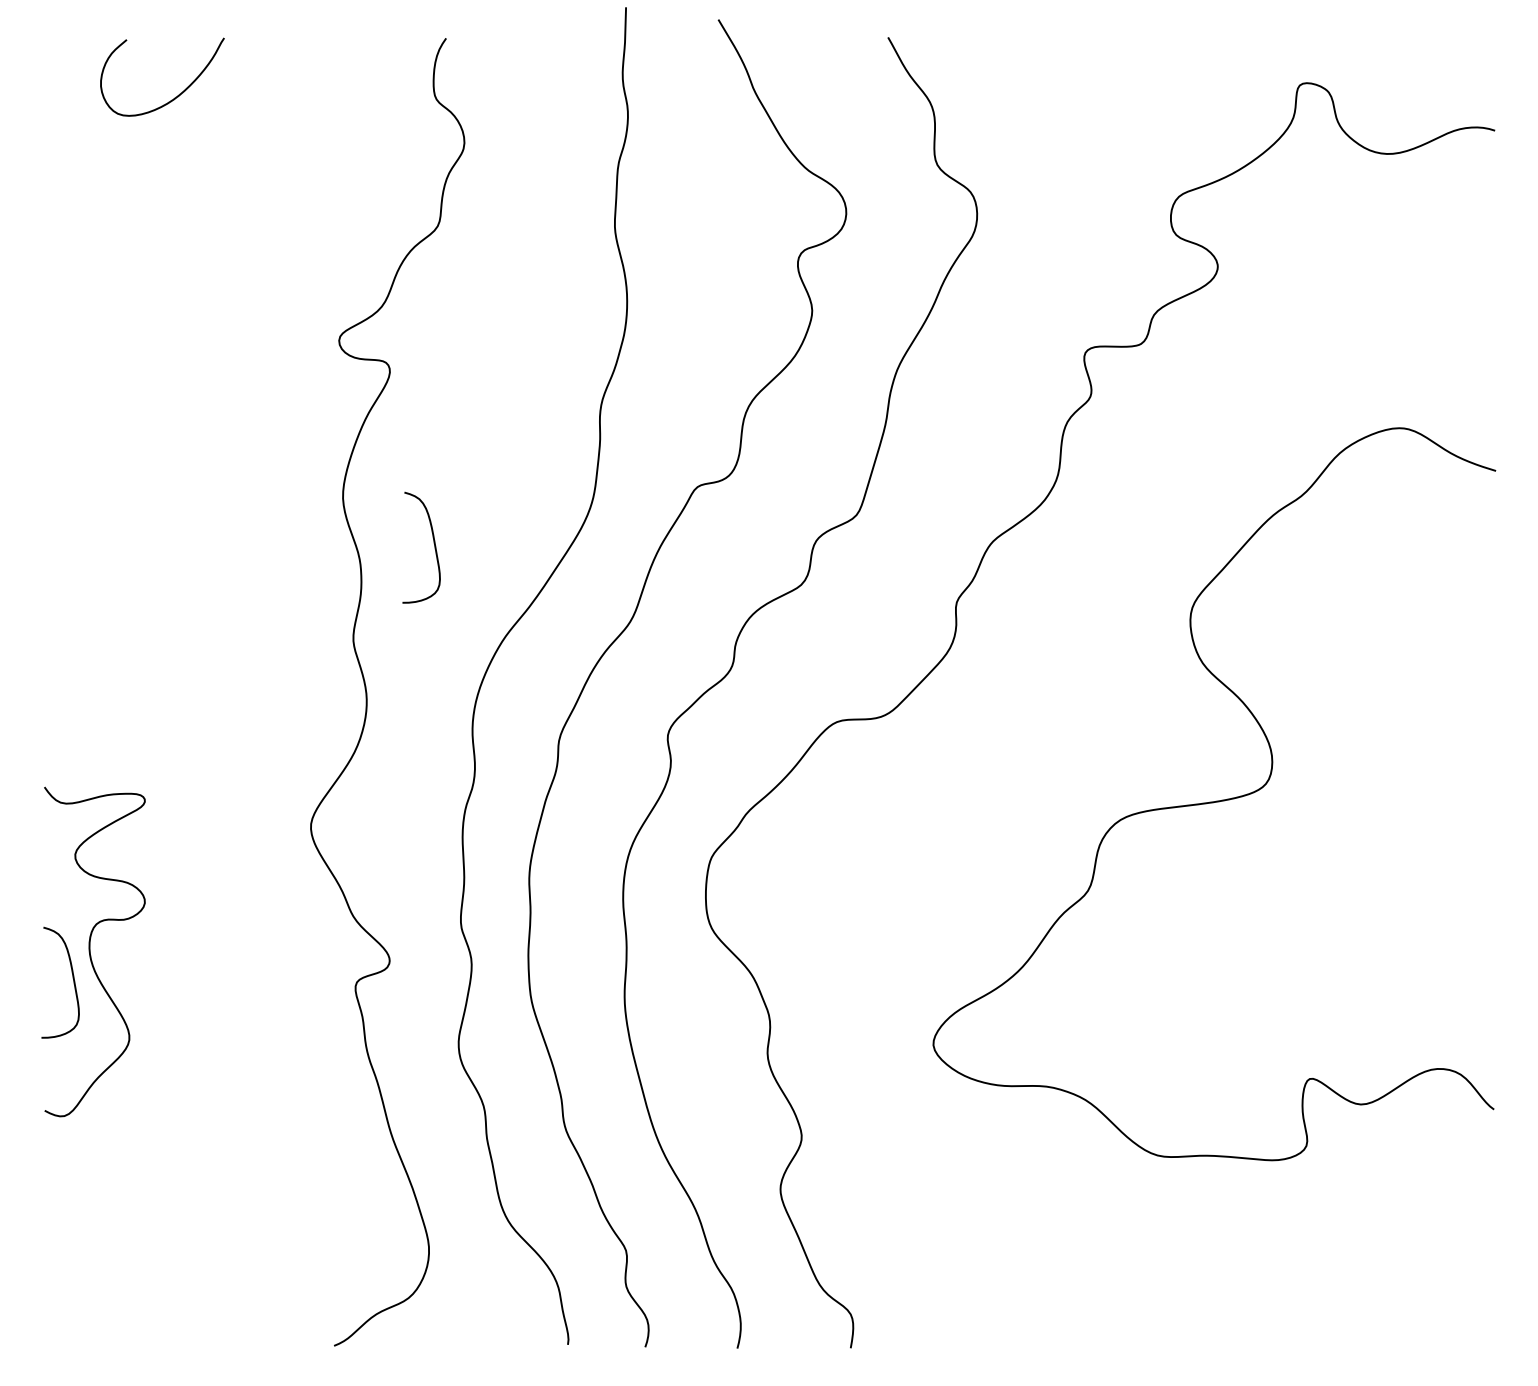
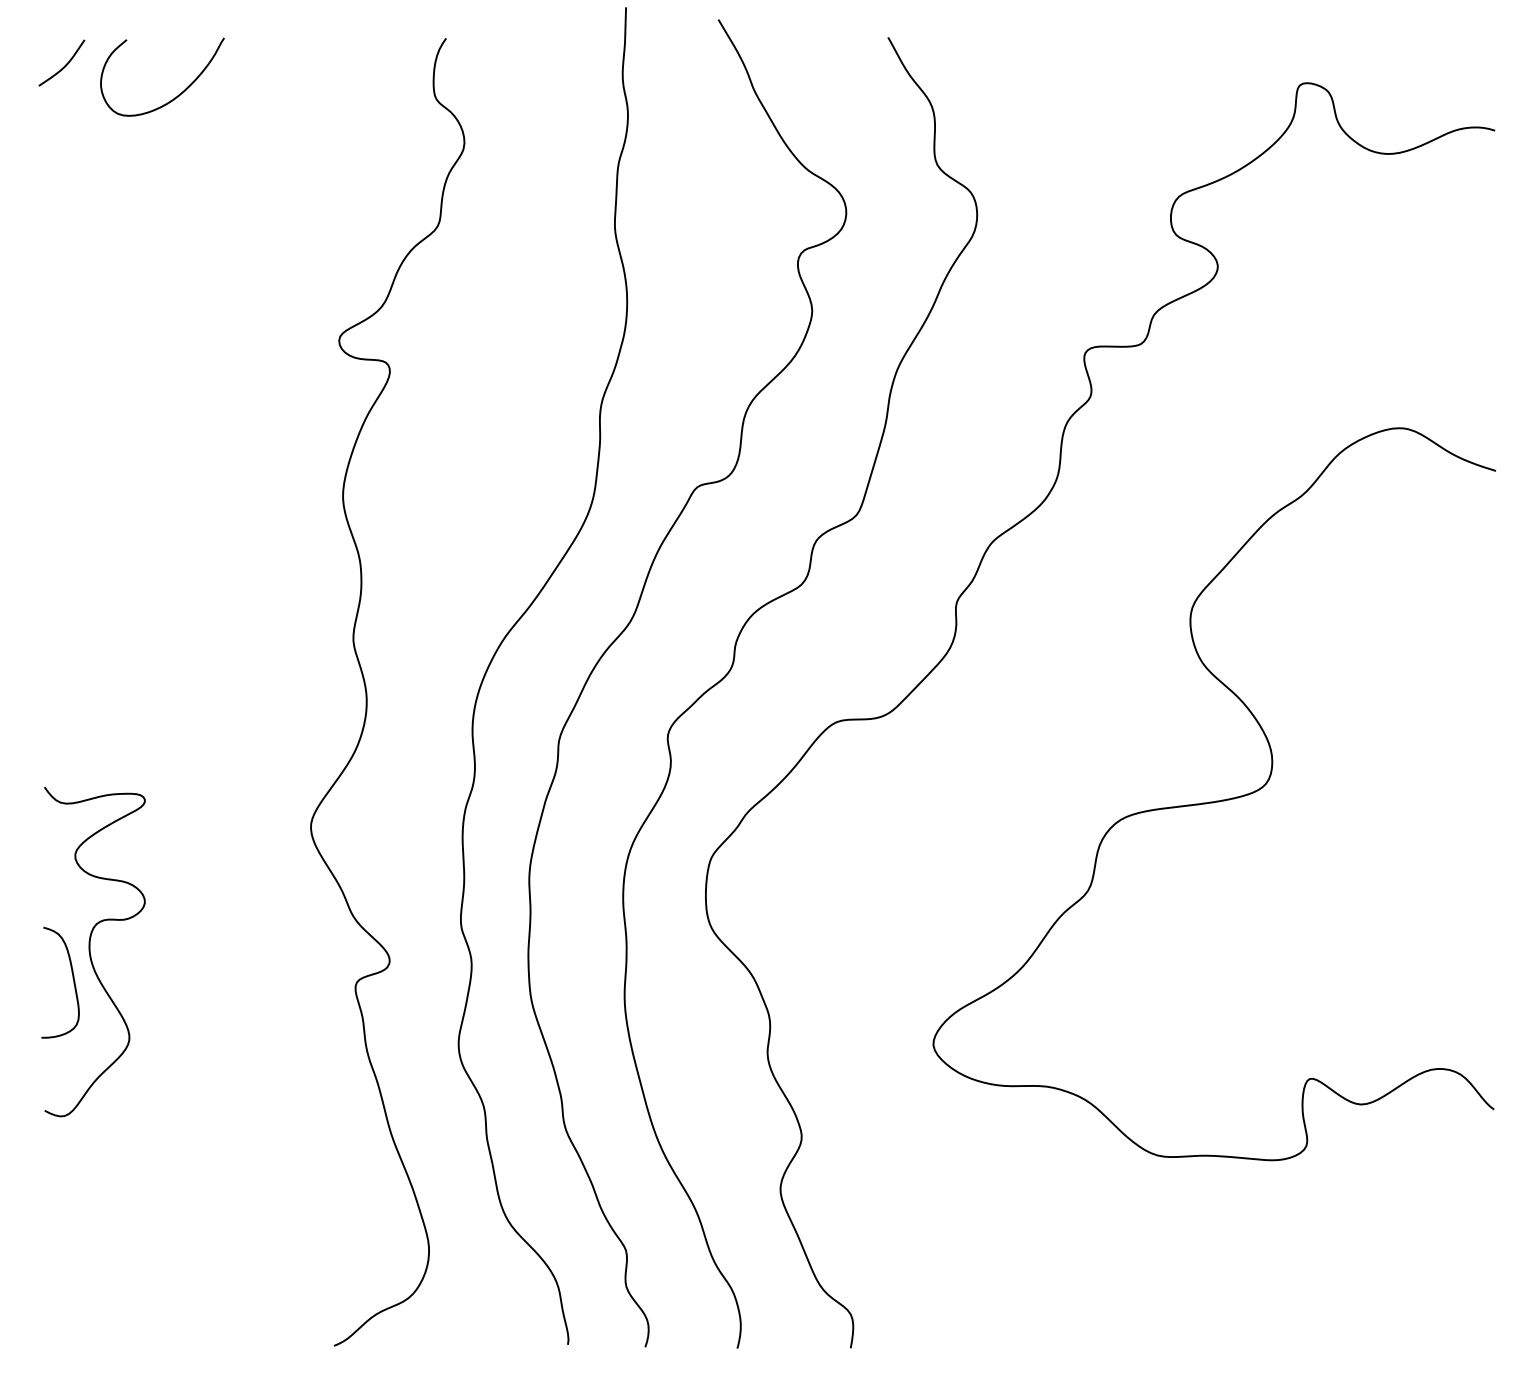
curve: none -> present (64, 65)
curve: present -> none (433, 543)
